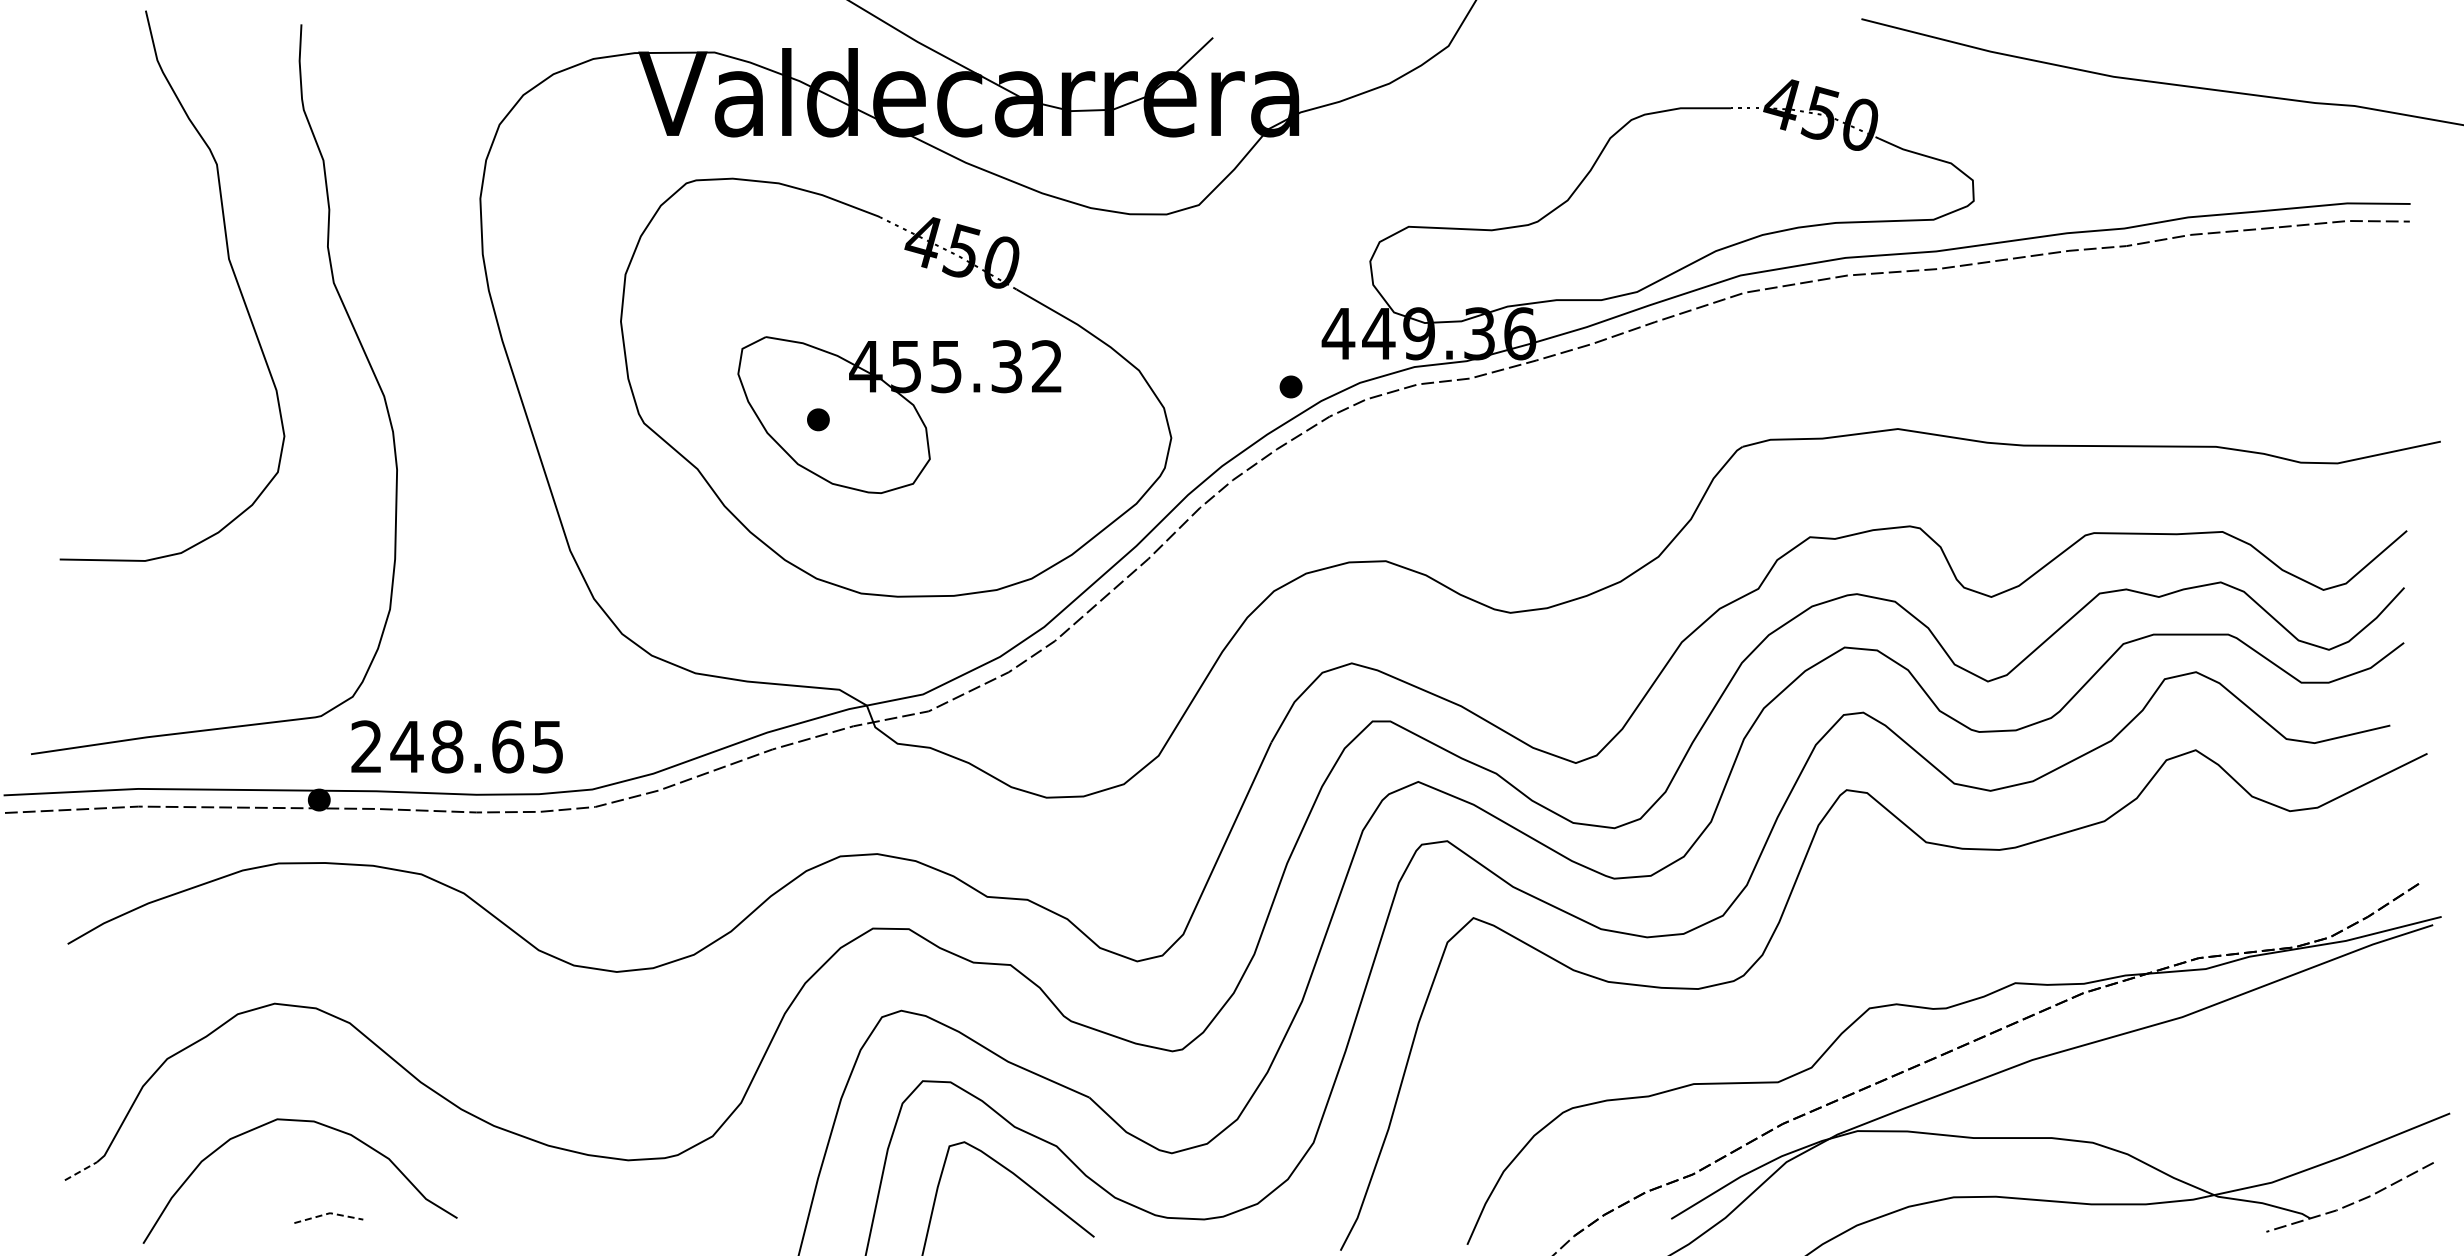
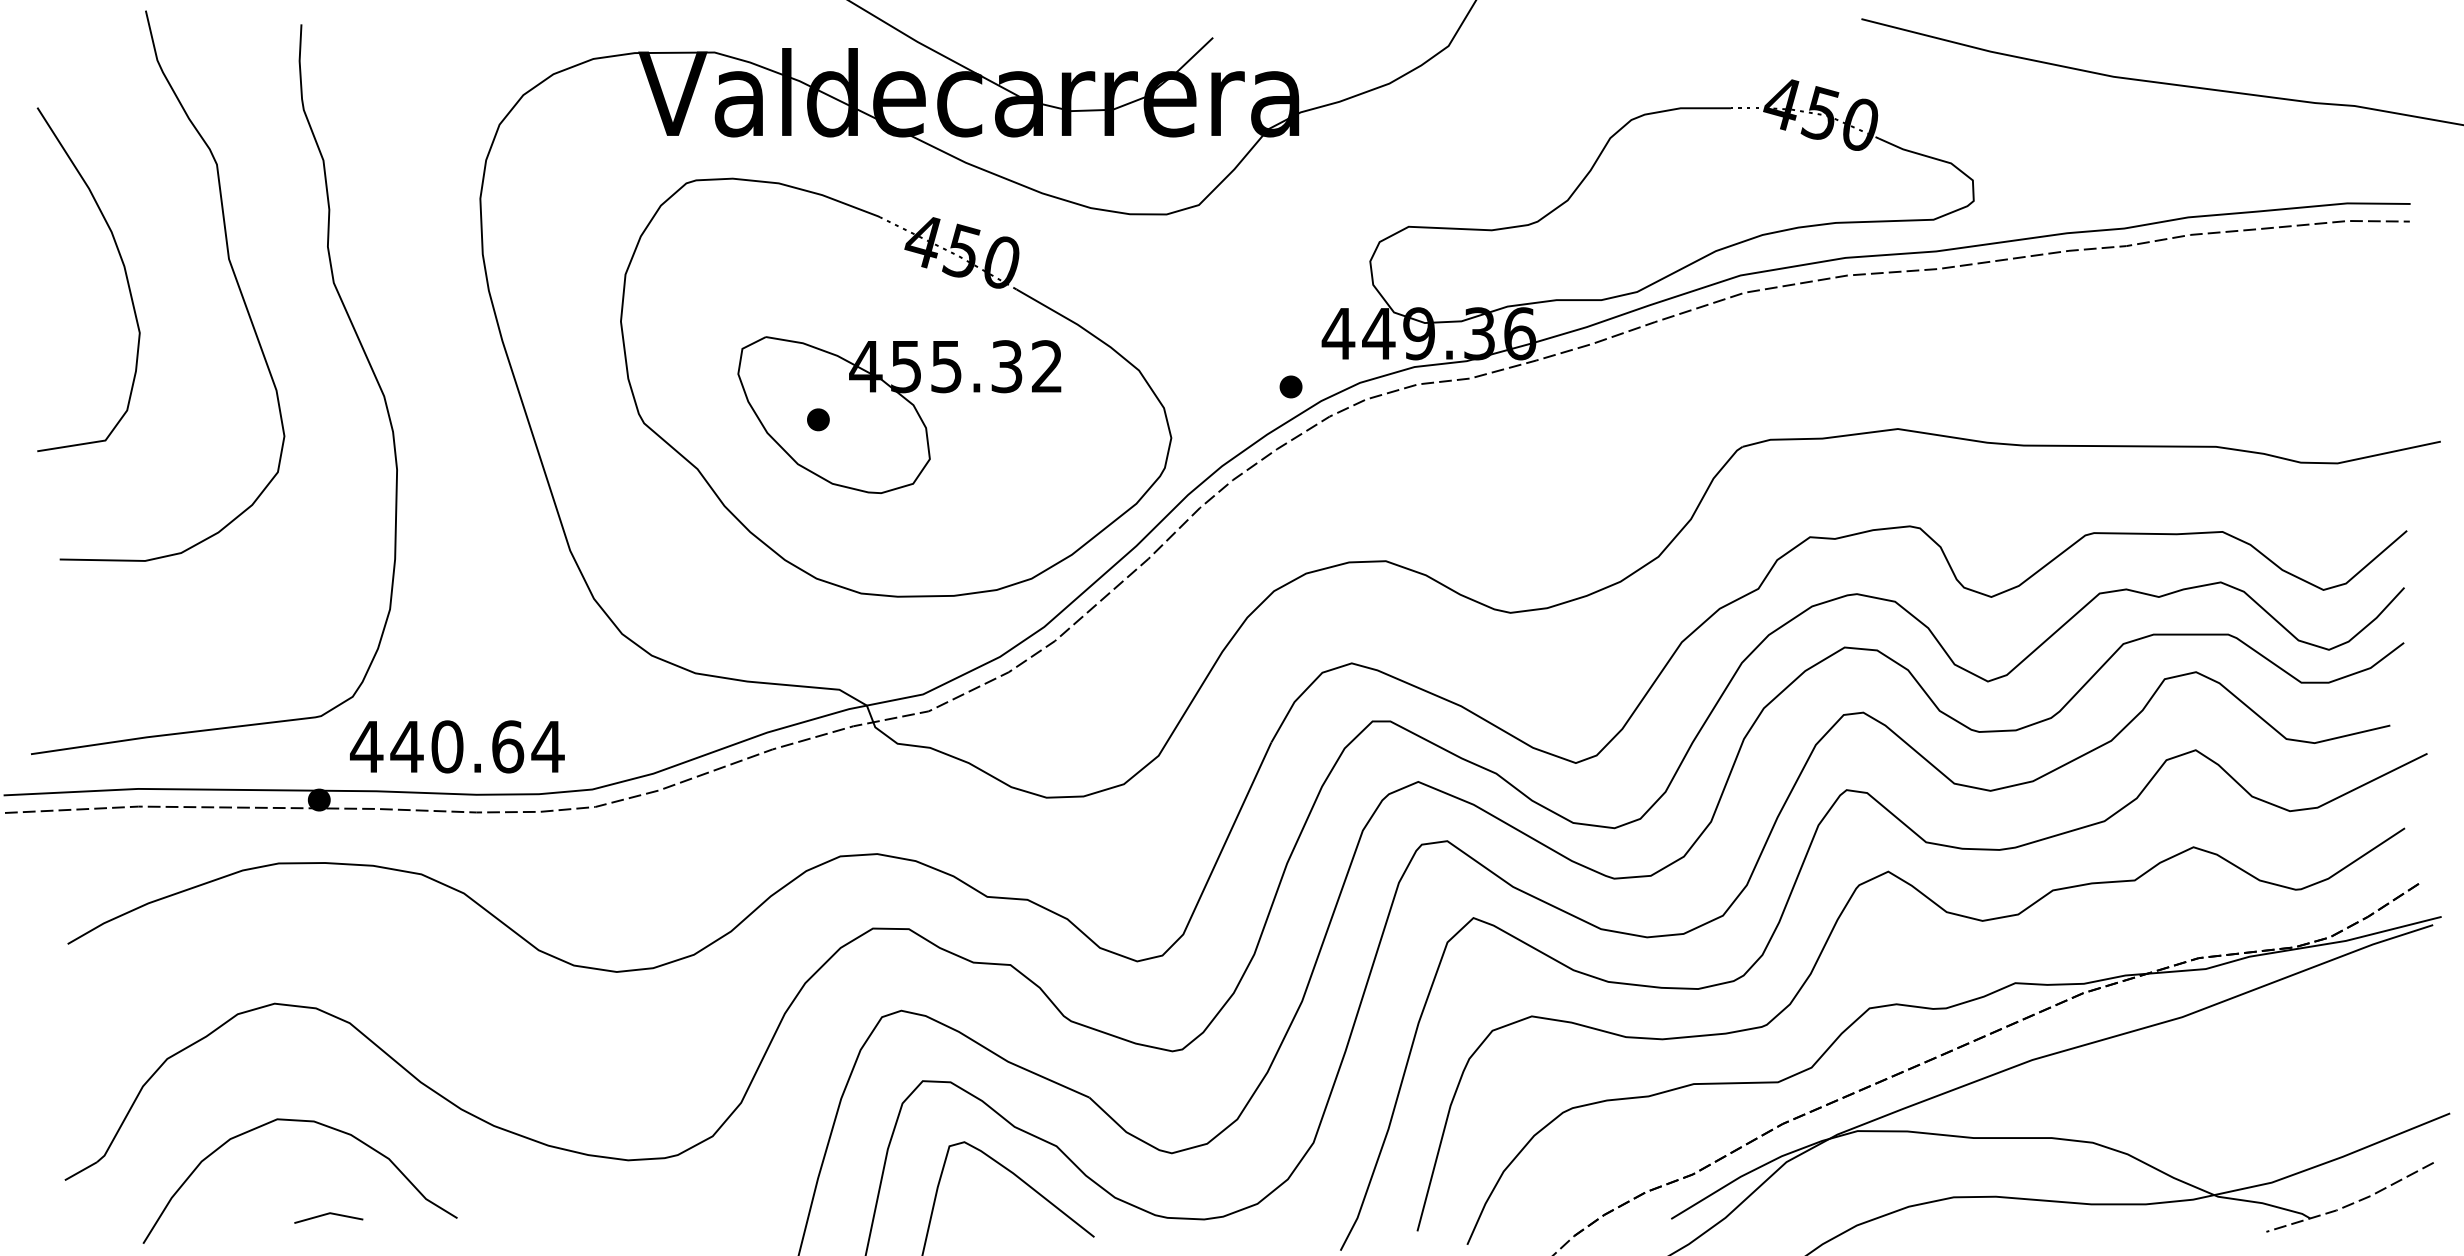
curve: none -> present (124, 272)
text: 248.65 -> 440.64 (456, 746)
curve: none -> present (1810, 976)
line: dashed -> solid (81, 1171)
line: dashed -> solid (329, 1213)
